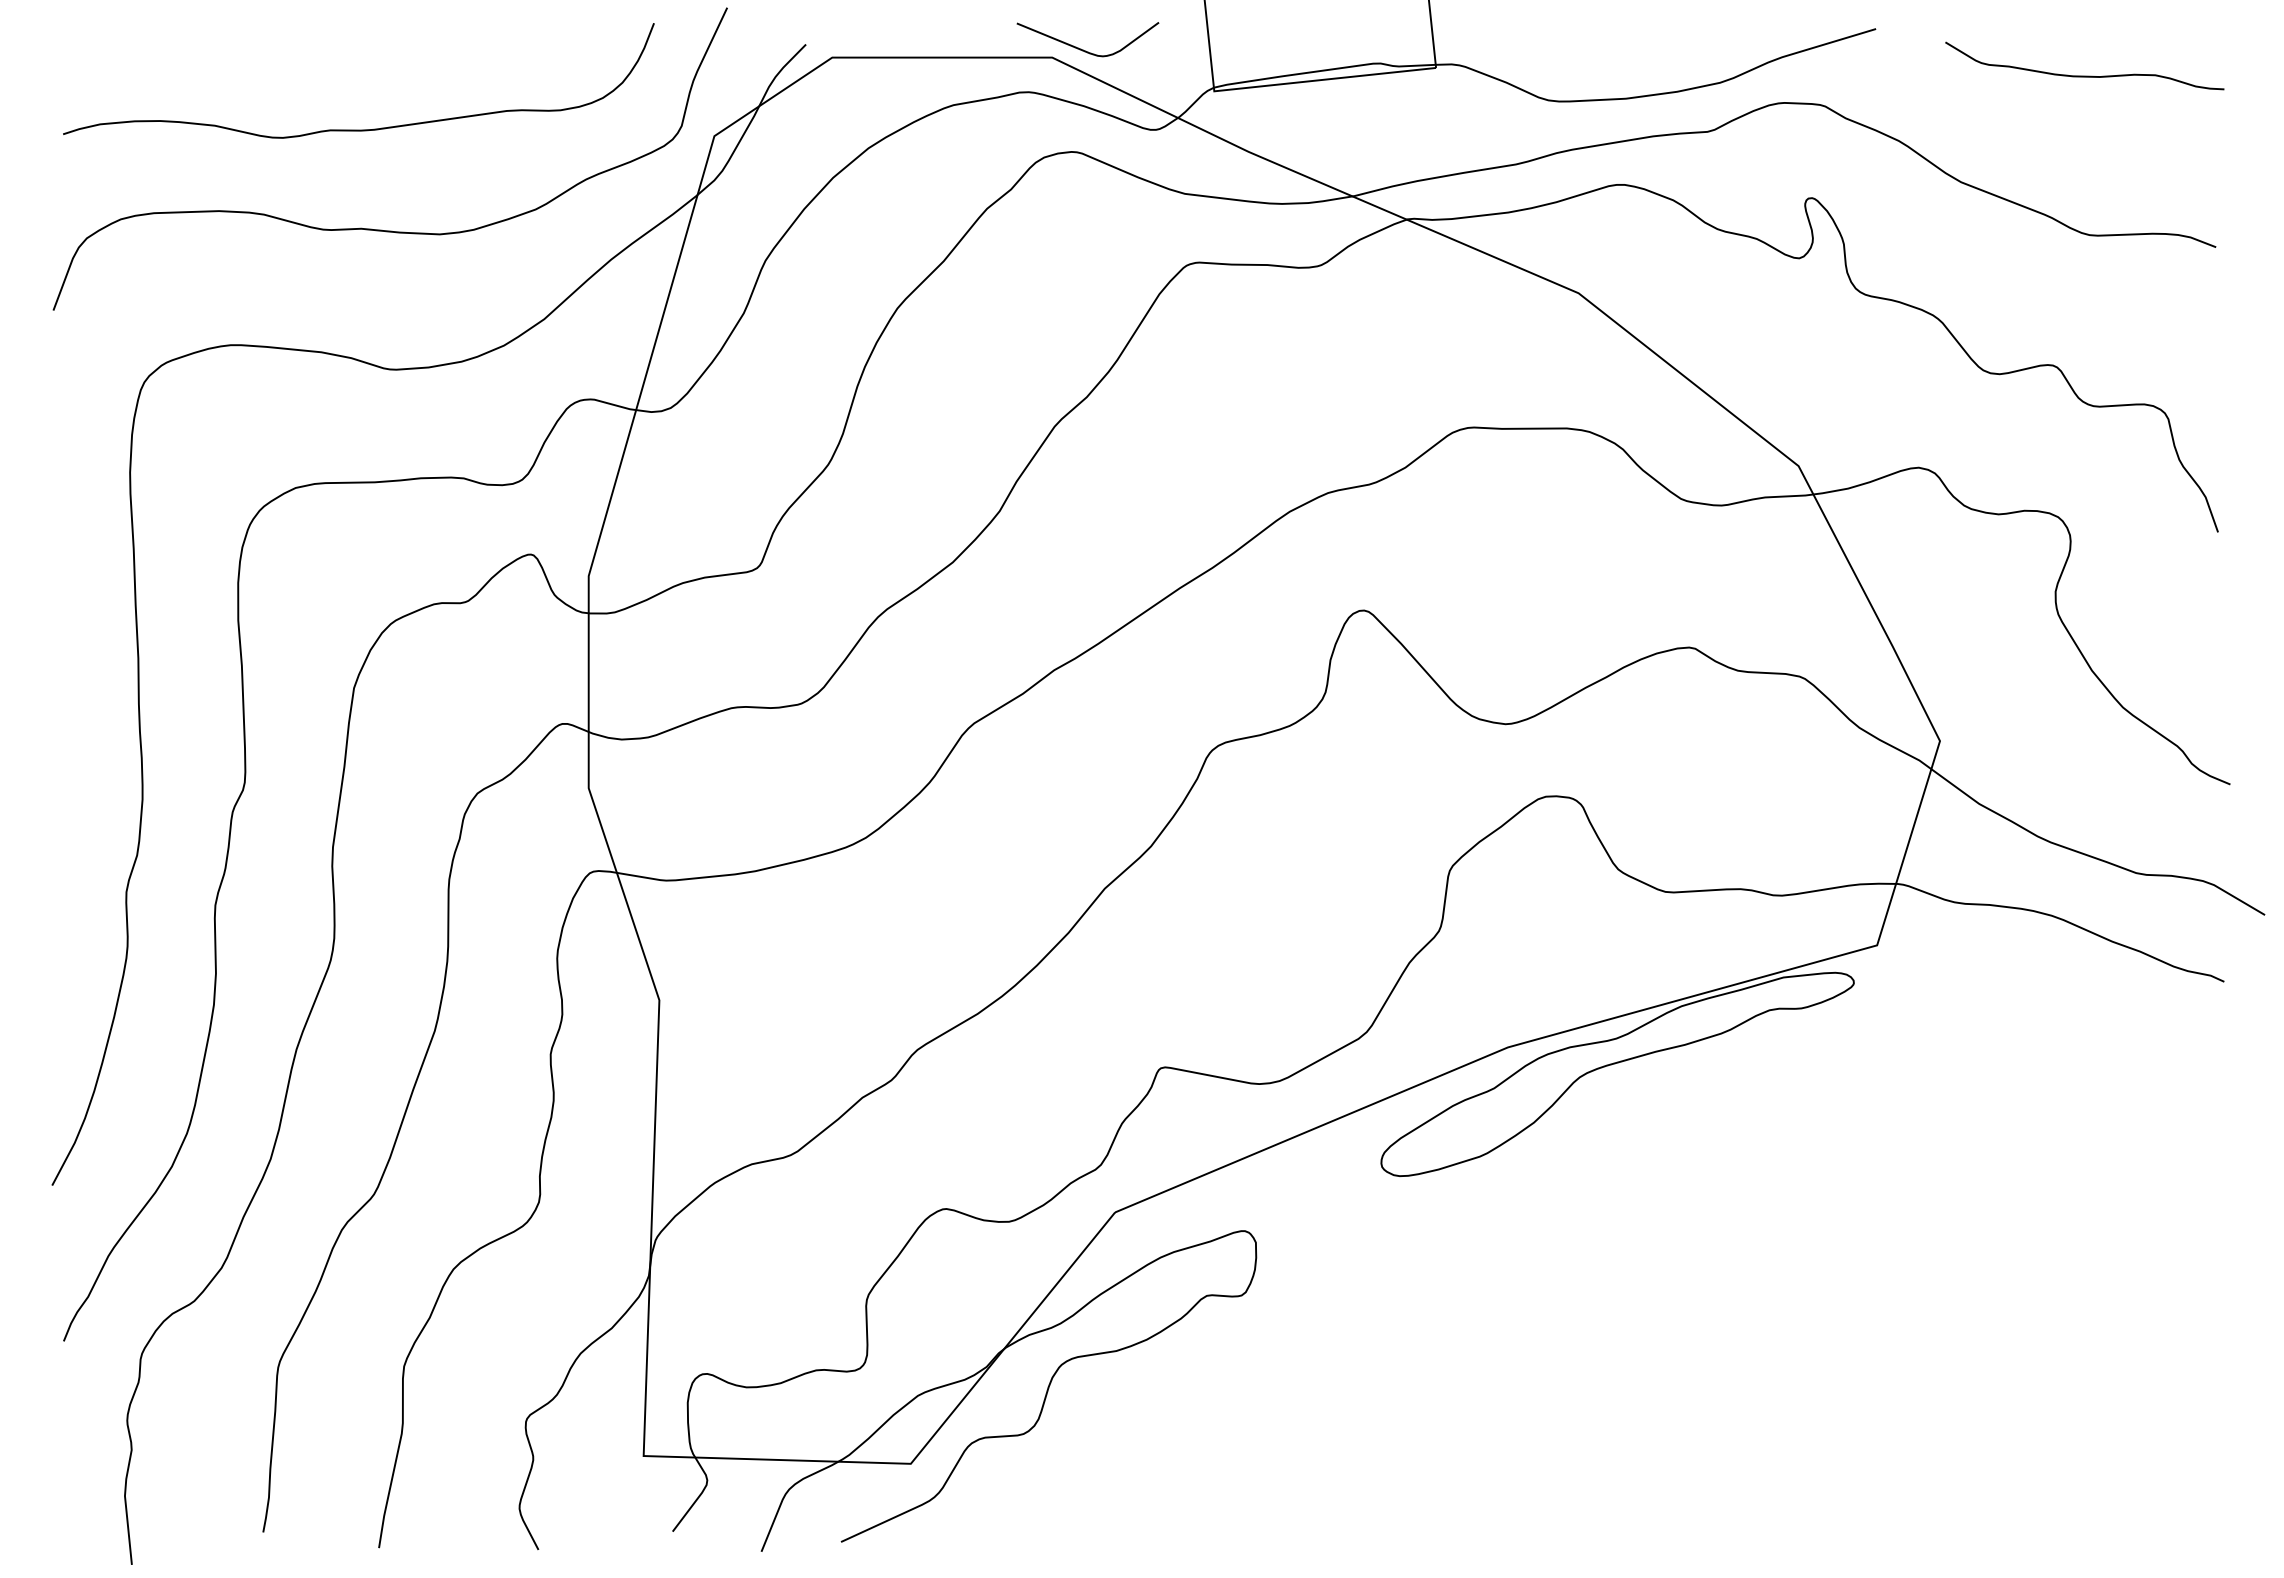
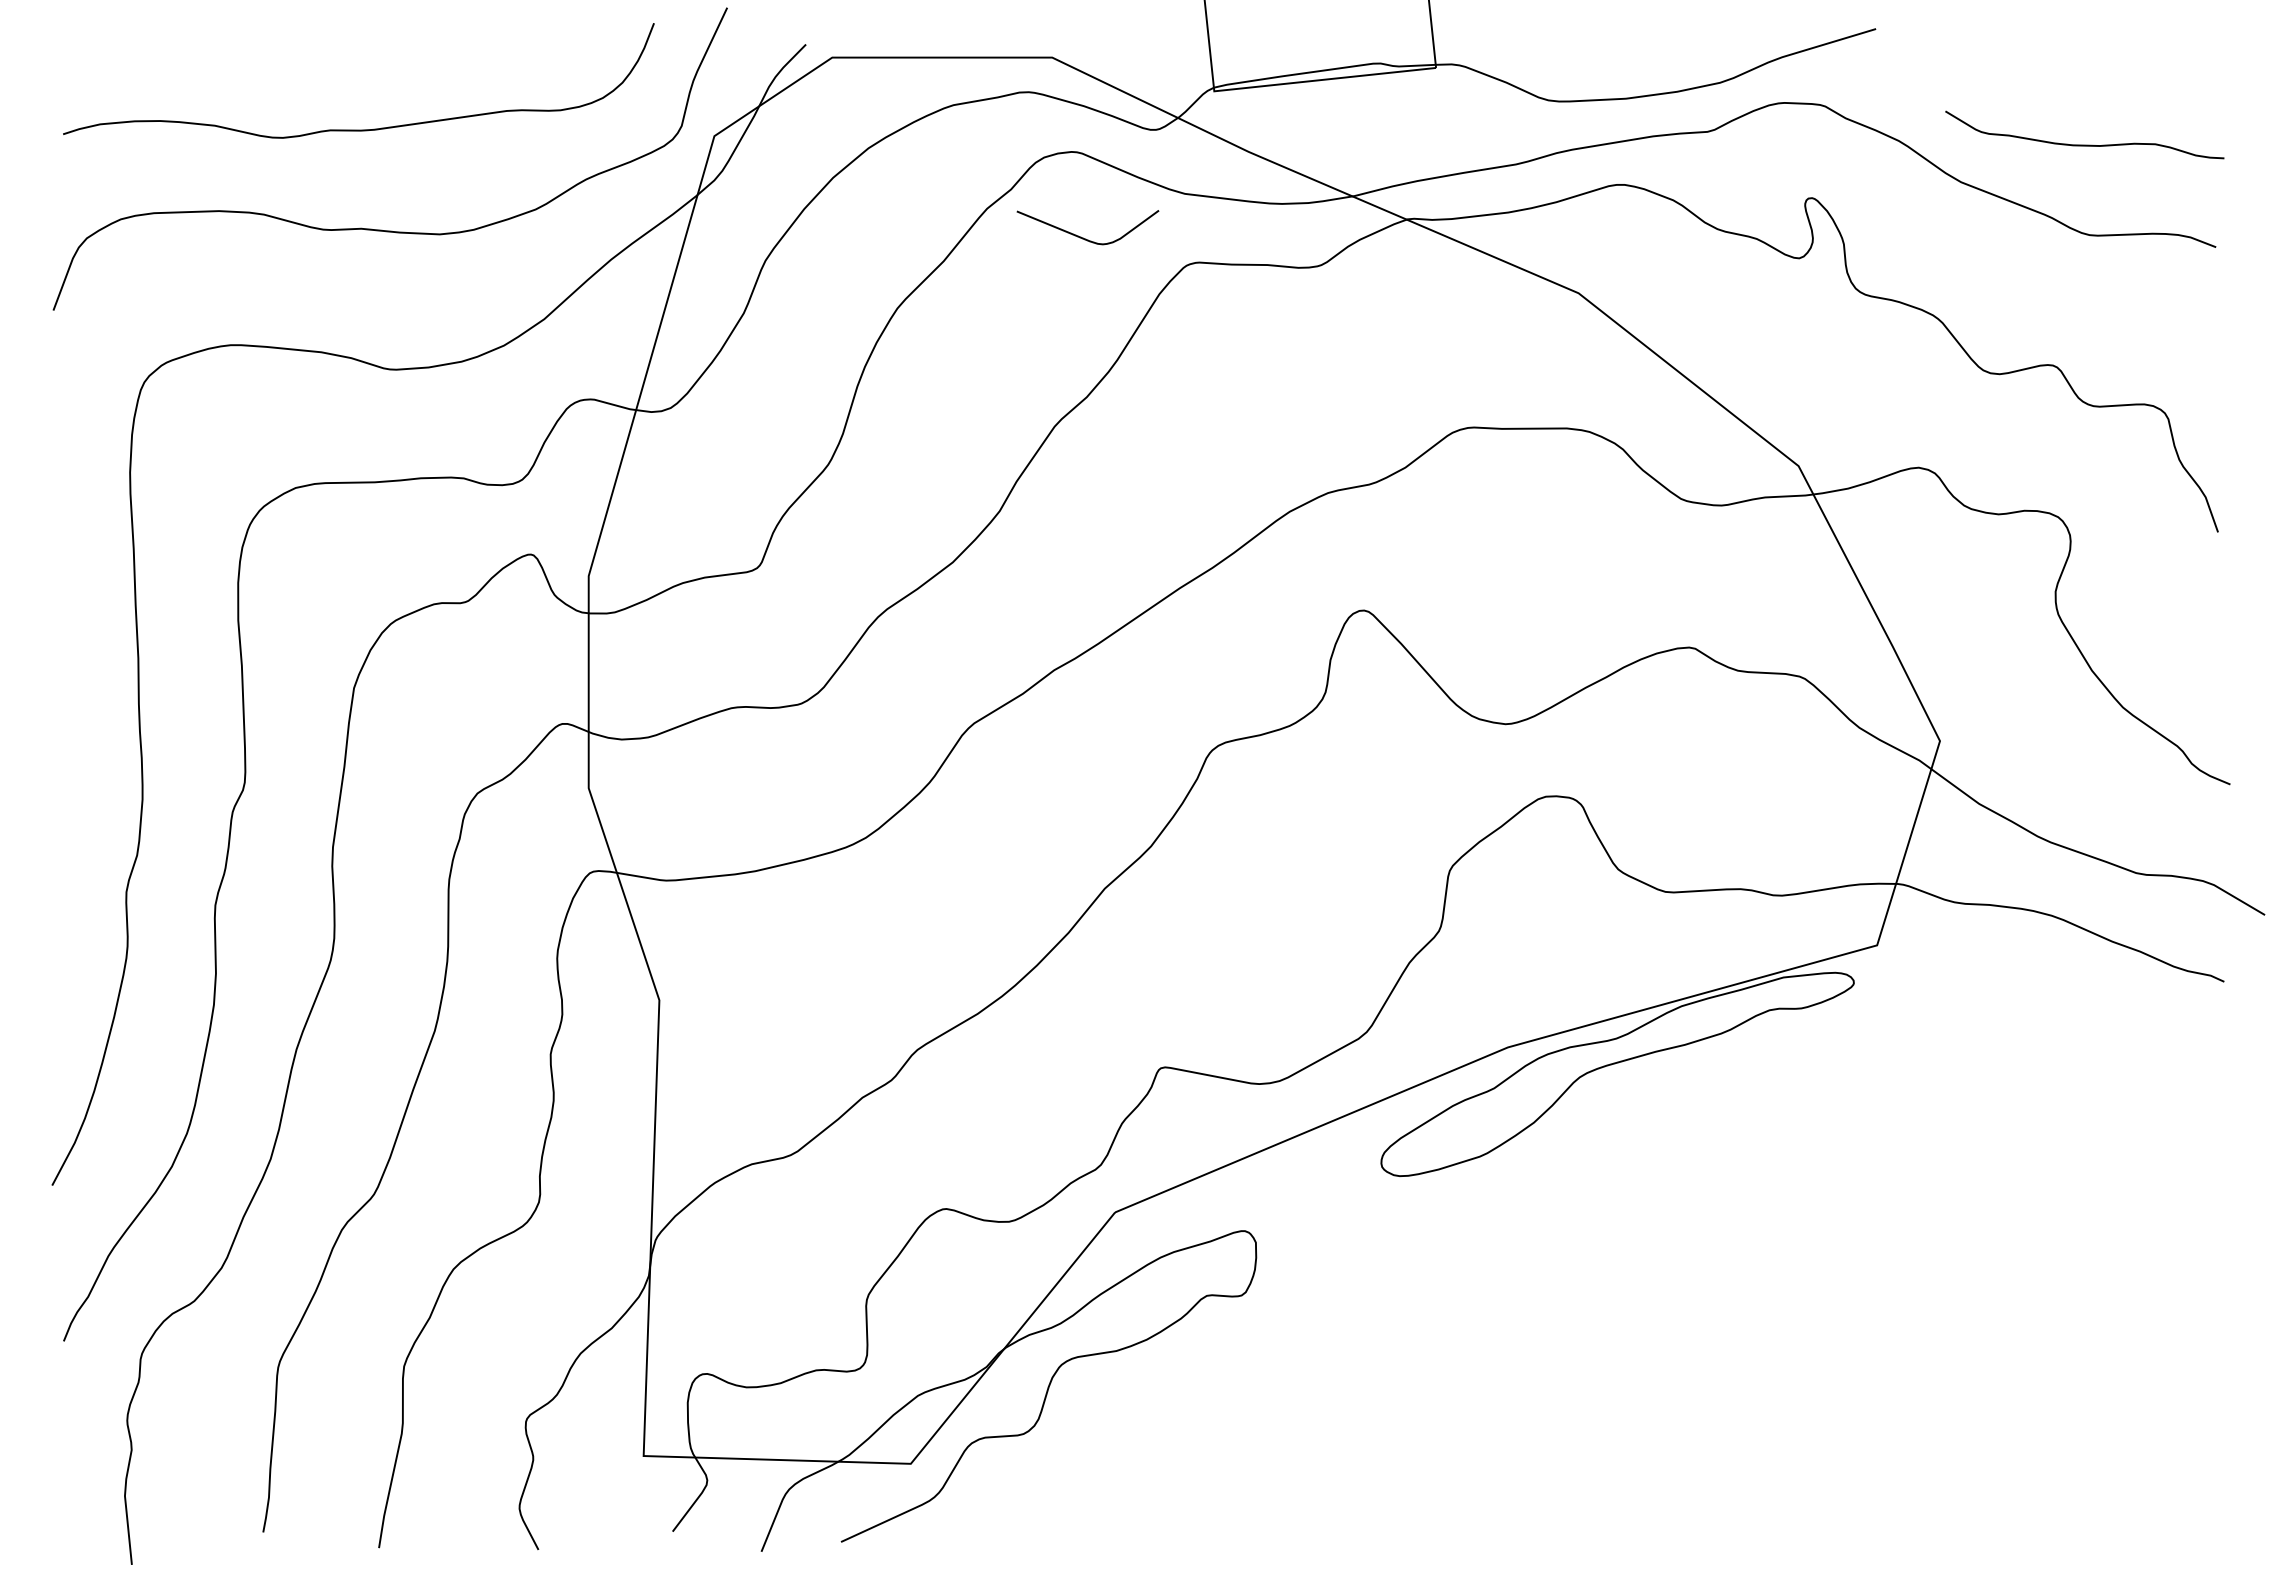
curve position: (1083, 49) -> (1083, 237) (1083, 237)
curve position: (2084, 75) -> (2084, 144) (2084, 144)
